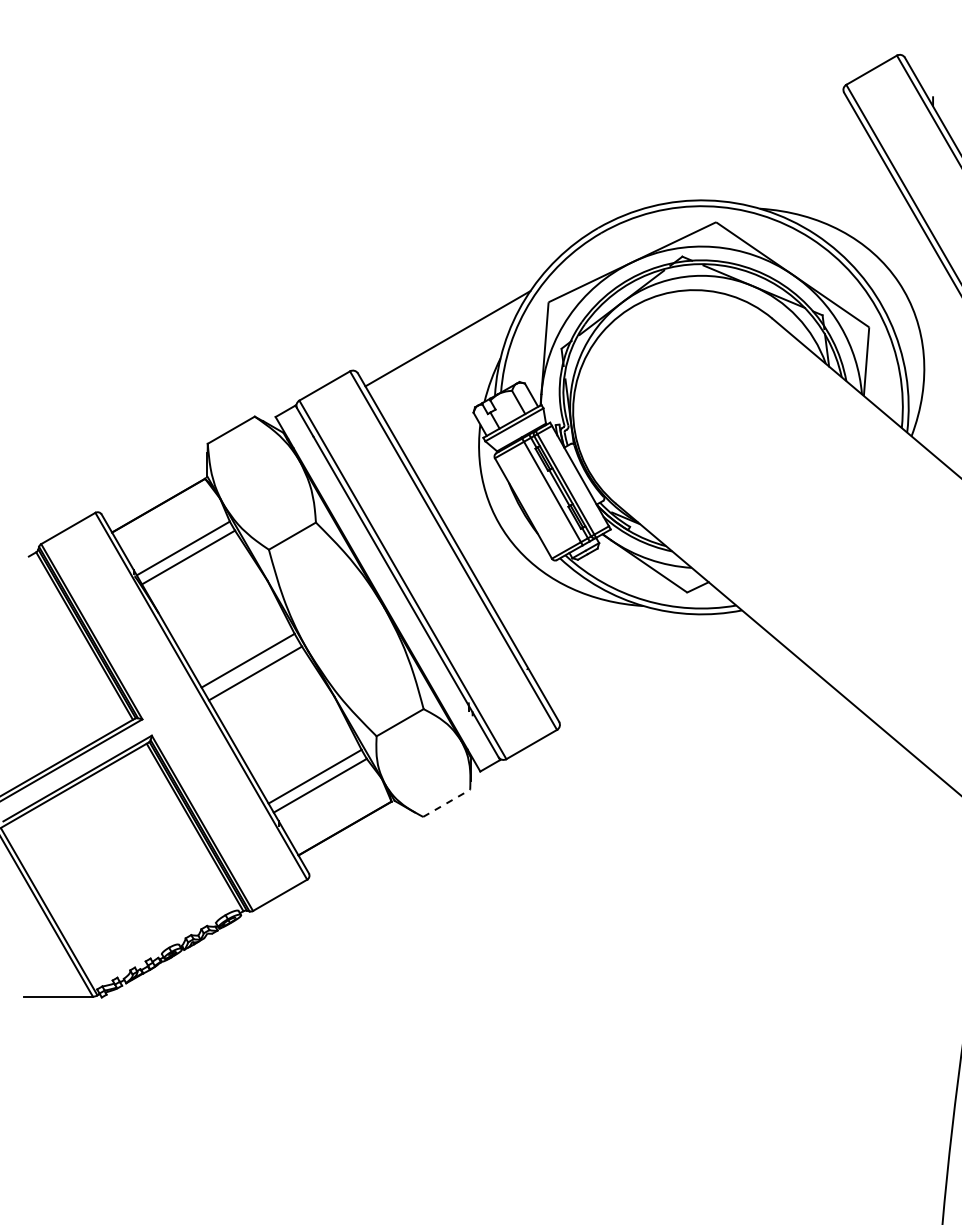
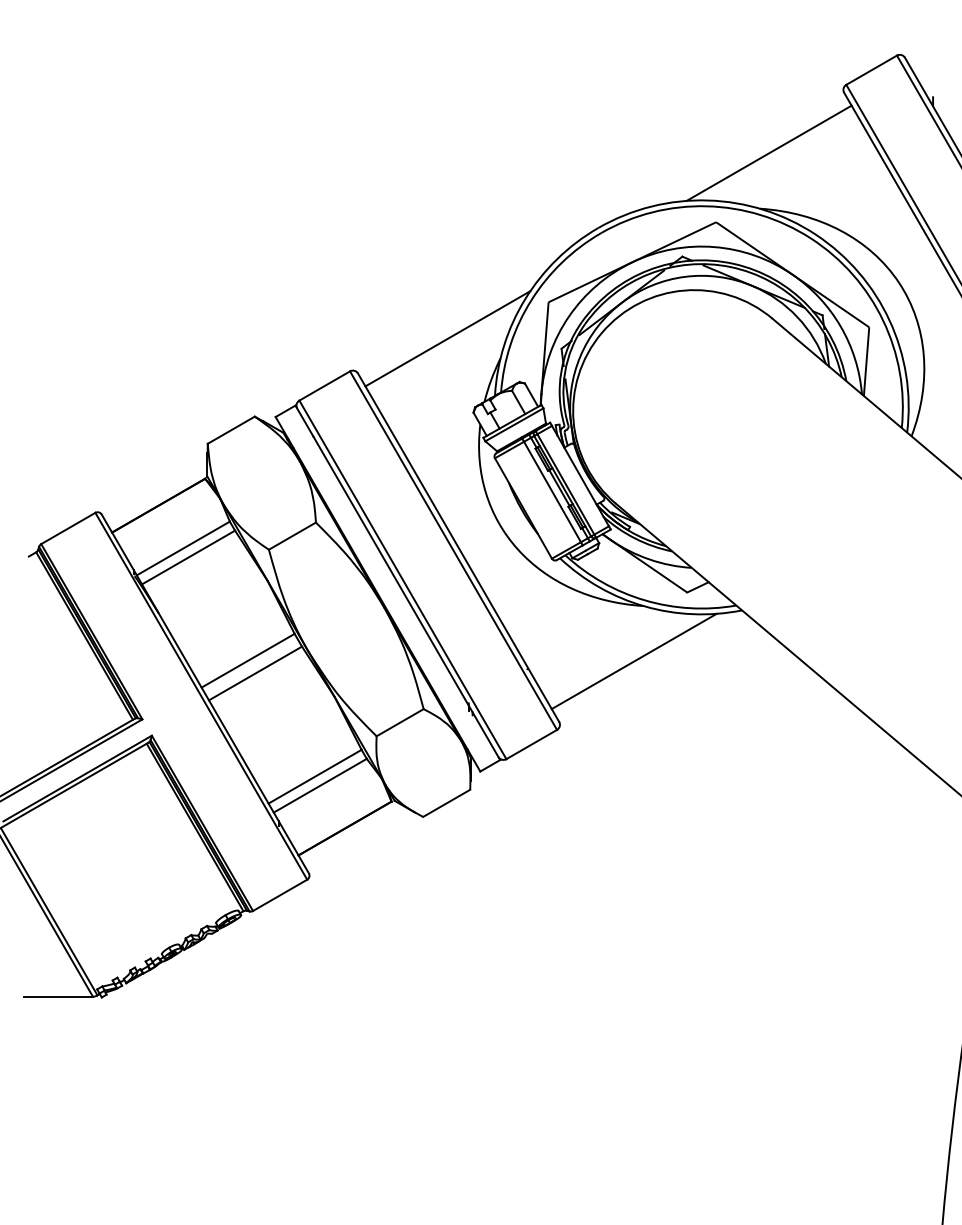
line: none -> present (768, 152)
line: none -> present (633, 661)
line: dashed -> solid (447, 803)
